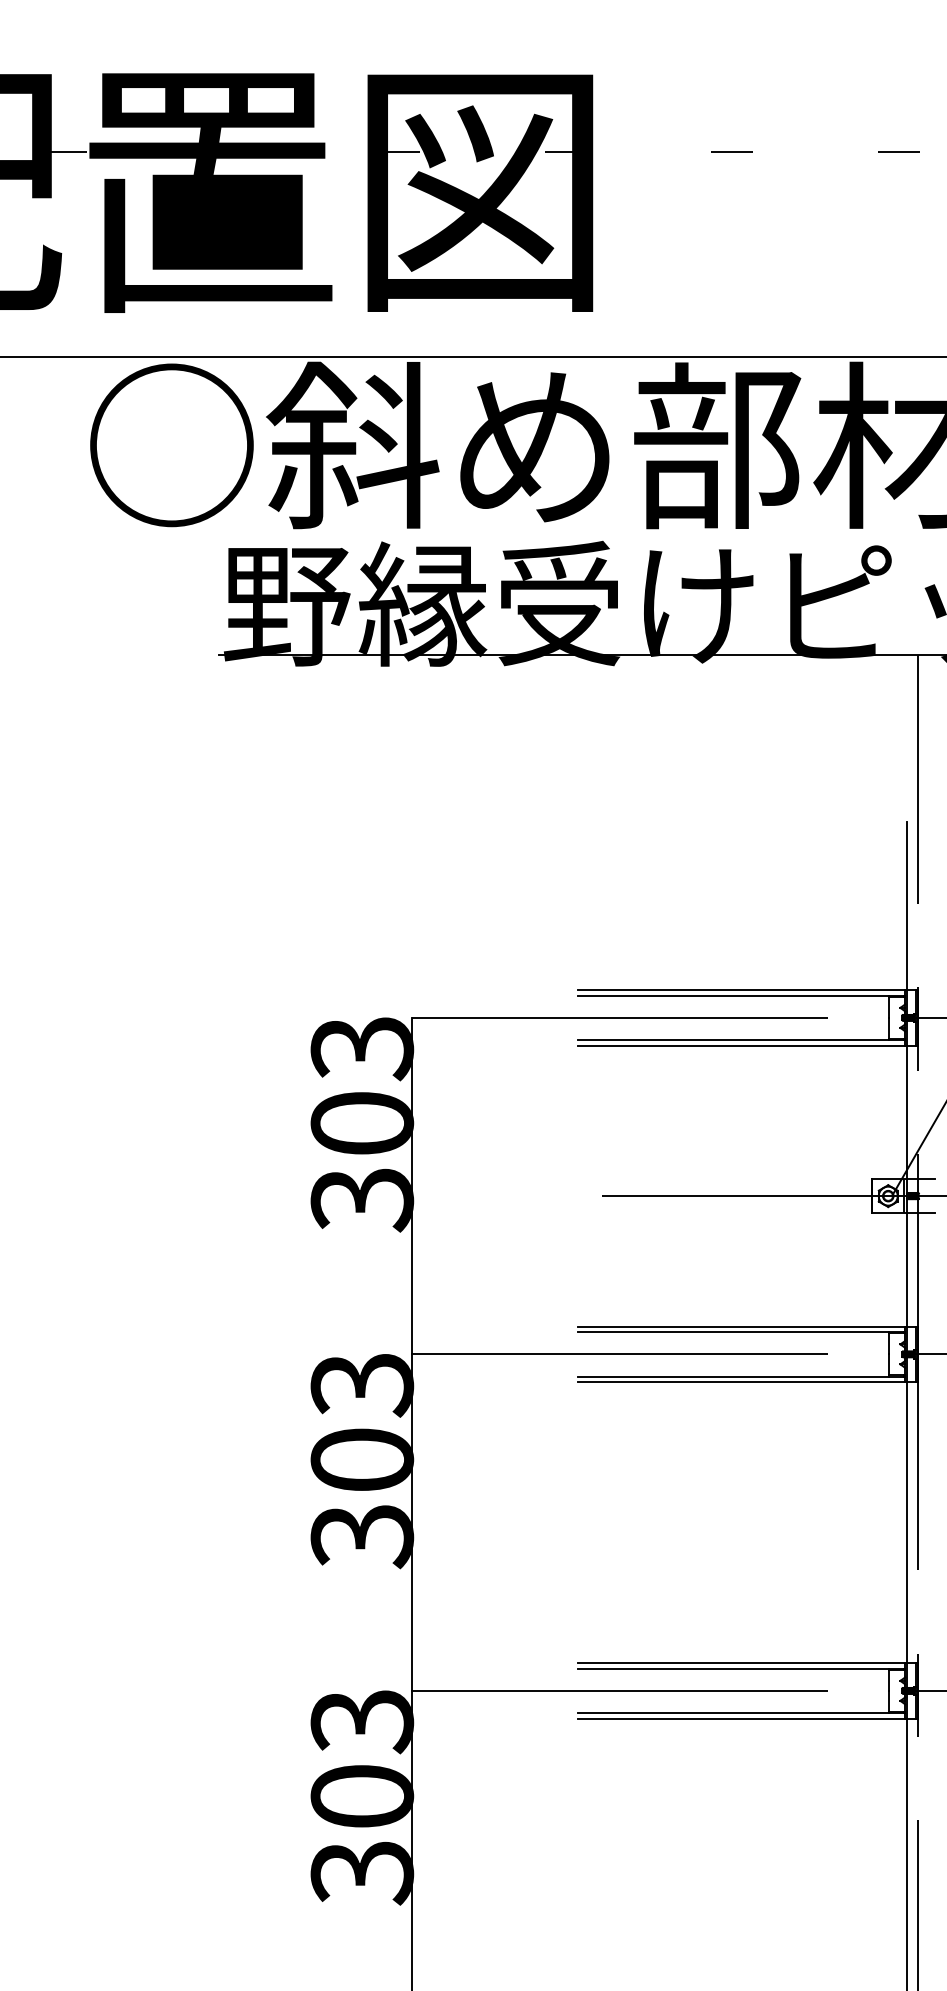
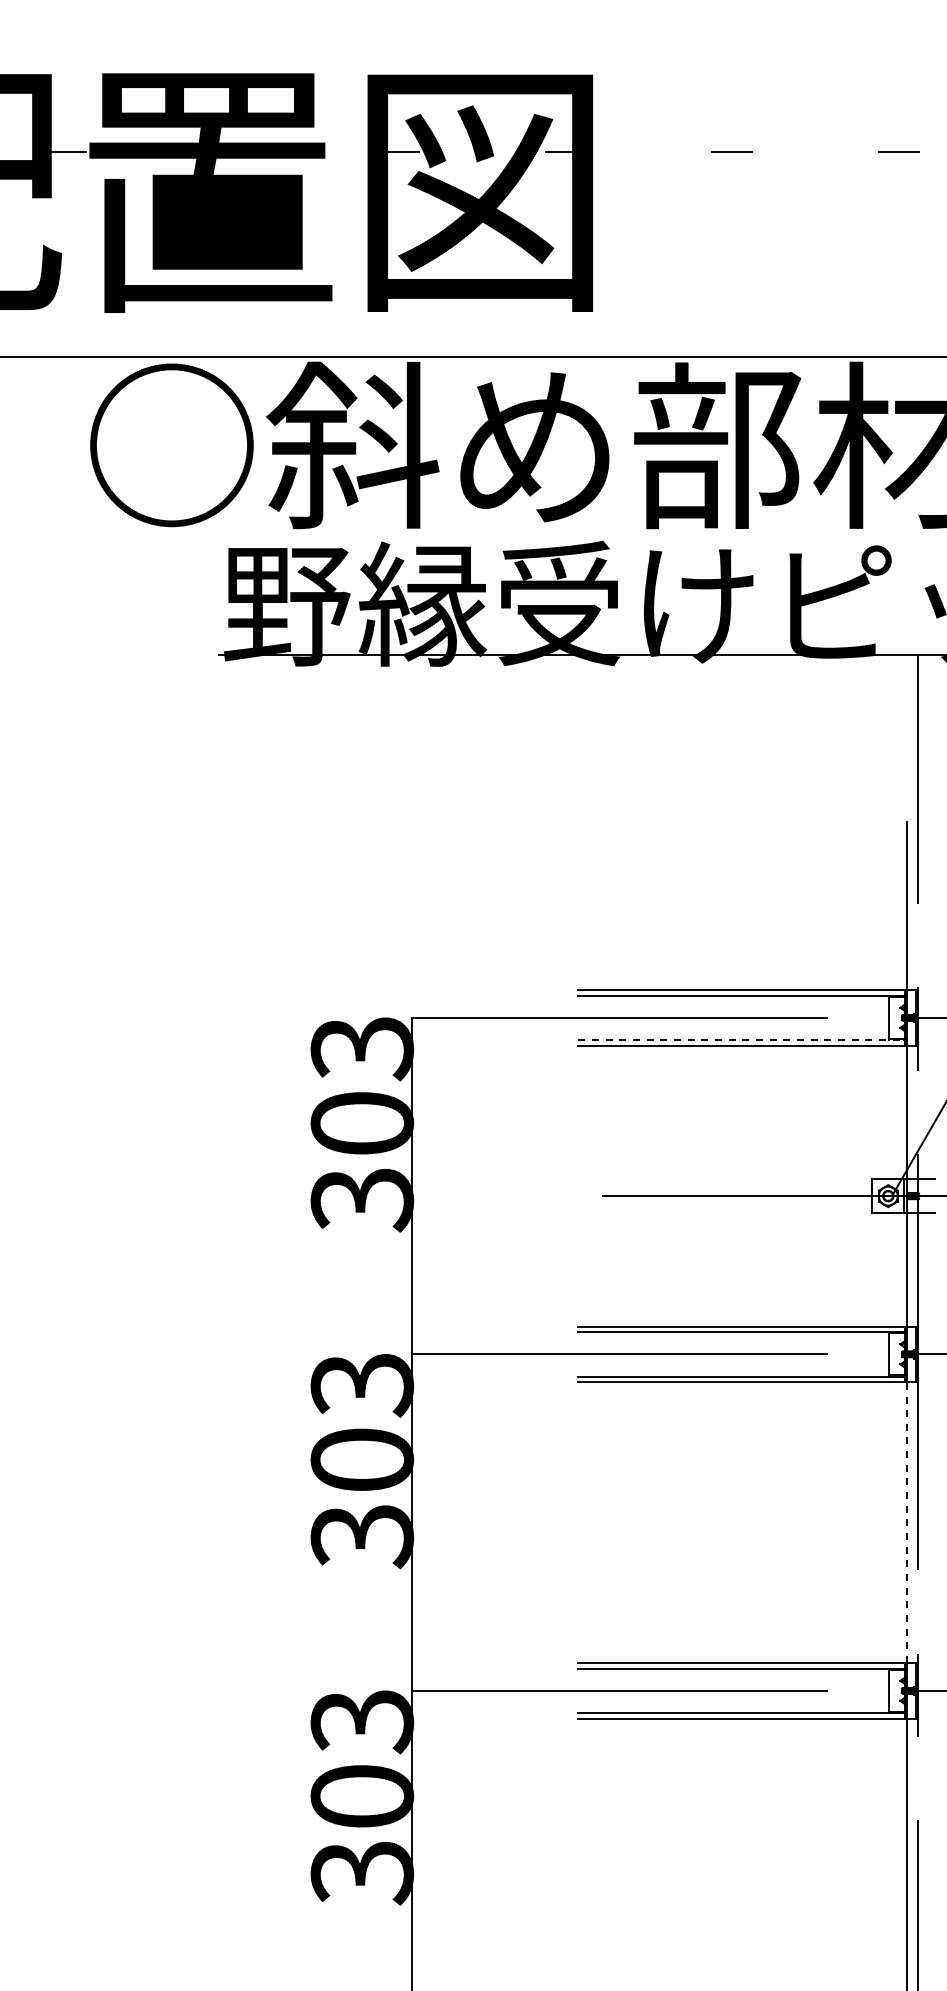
line: solid -> dashed (742, 1040)
line: solid -> dashed (907, 1522)
